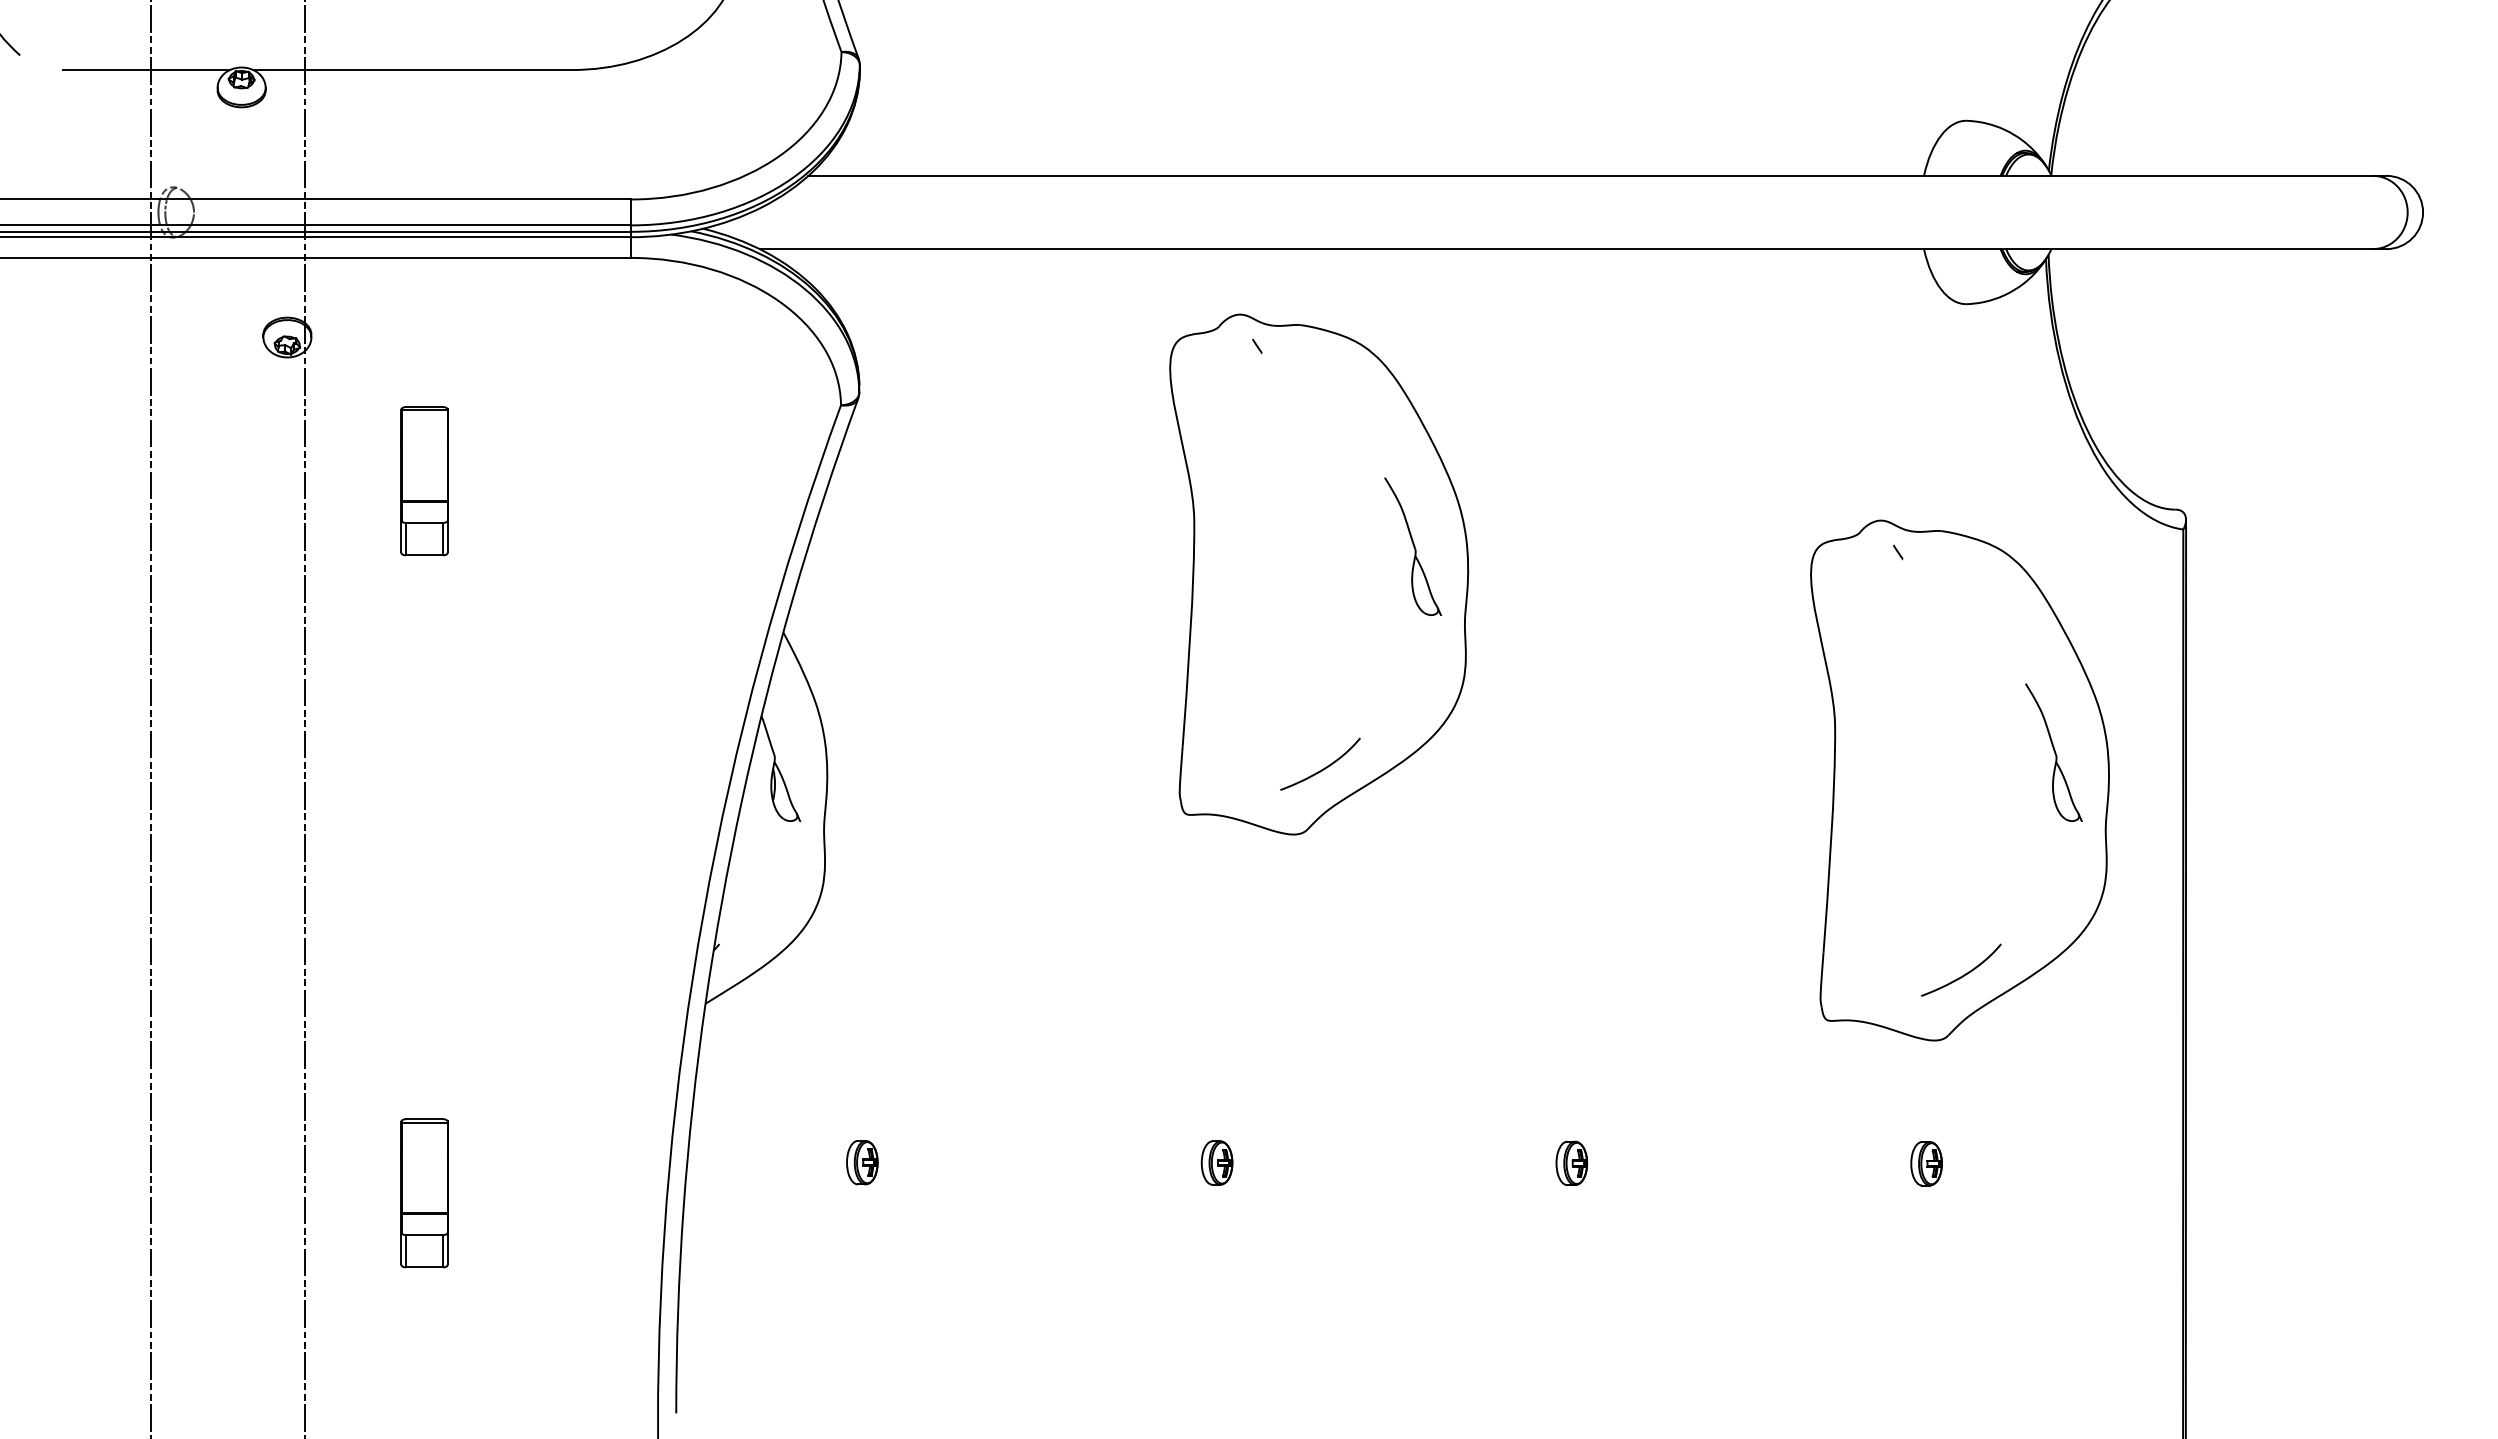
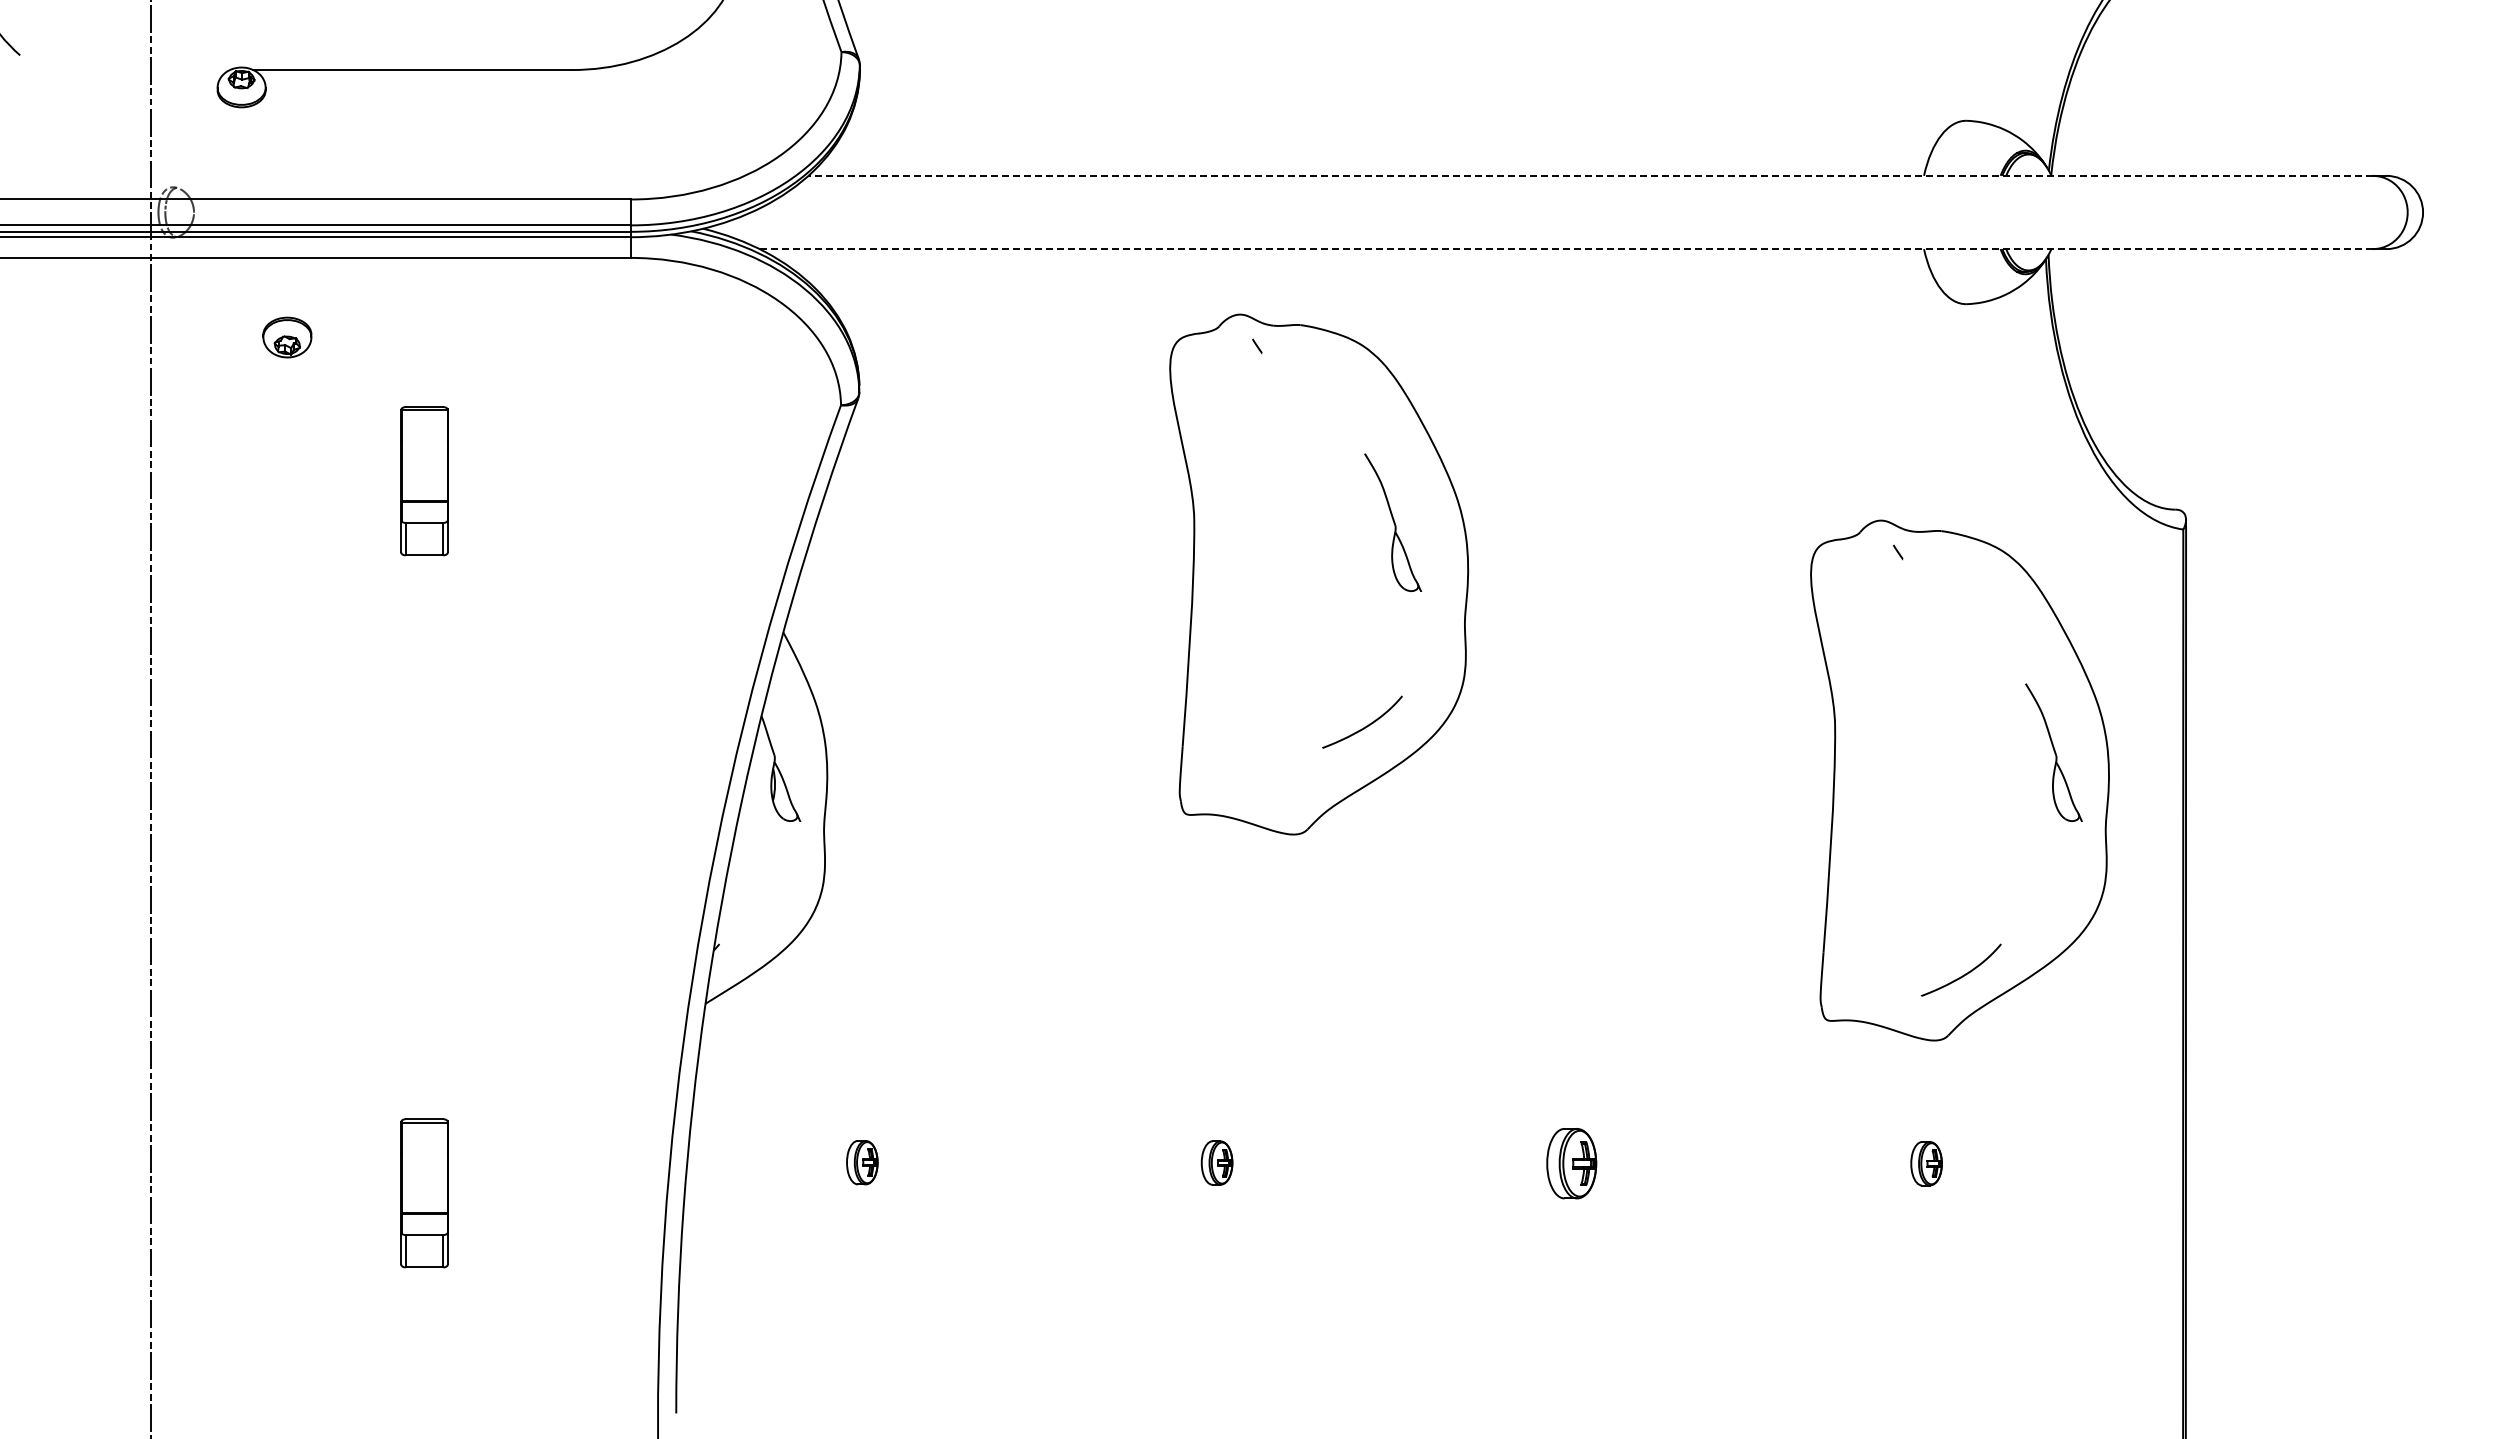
line: present -> none (146, 70)
line: solid -> dashed (1590, 175)
line: solid -> dashed (1566, 249)
part position: (1413, 546) -> (1393, 522) (1393, 522)
line: present -> none (304, 718)
curve position: (1324, 767) -> (1366, 725) (1366, 725)
part size: 34x46 px -> 52x72 px (1571, 1163)
